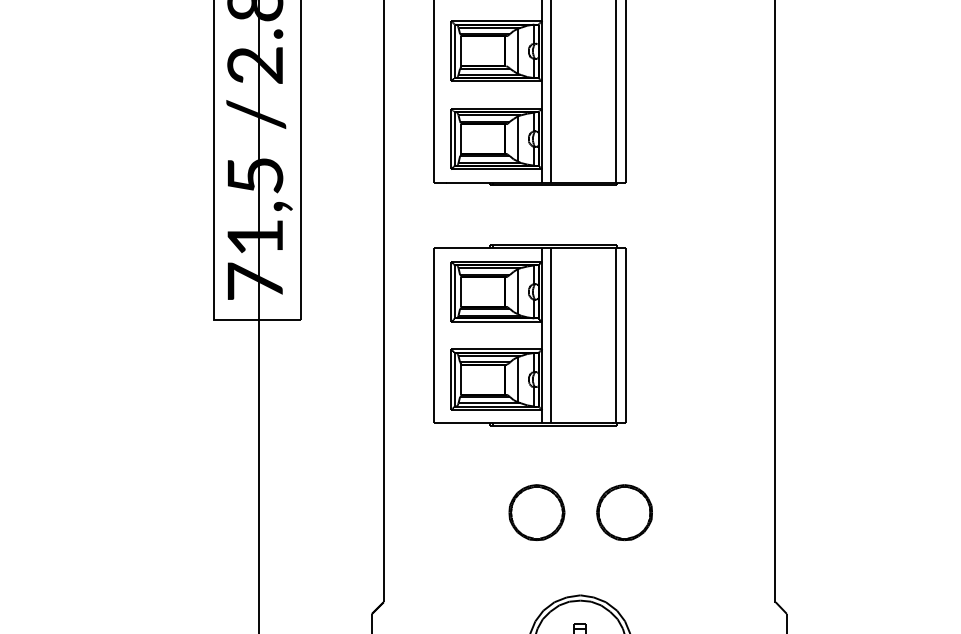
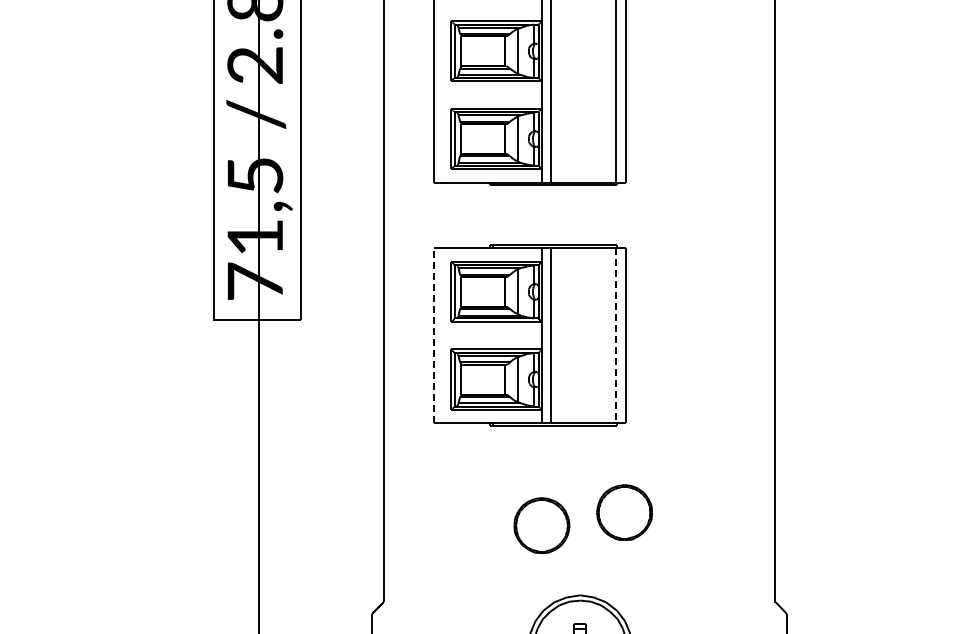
line: solid -> dashed (434, 335)
line: solid -> dashed (615, 335)
part position: (536, 512) -> (541, 525) (541, 525)
